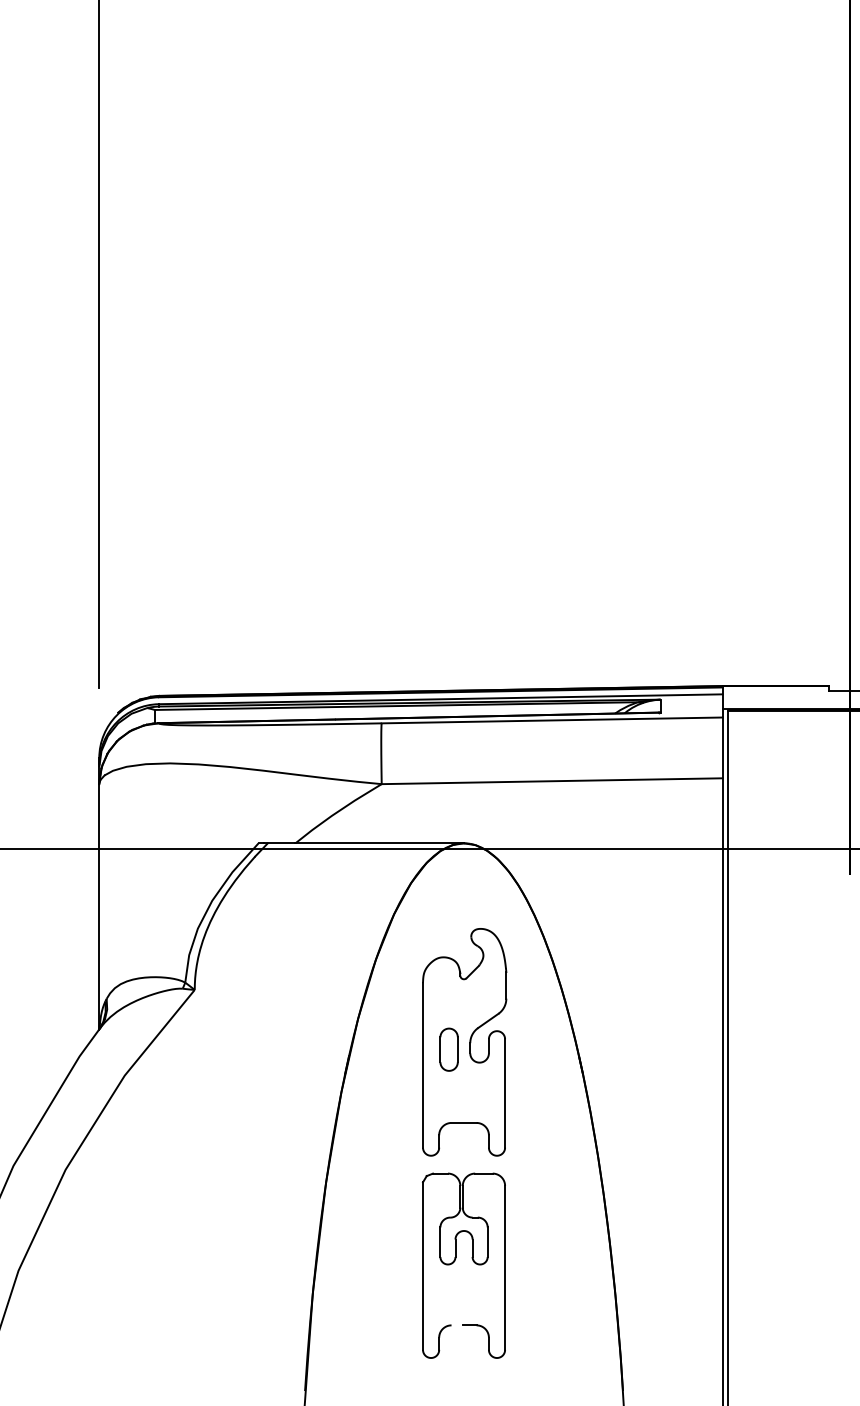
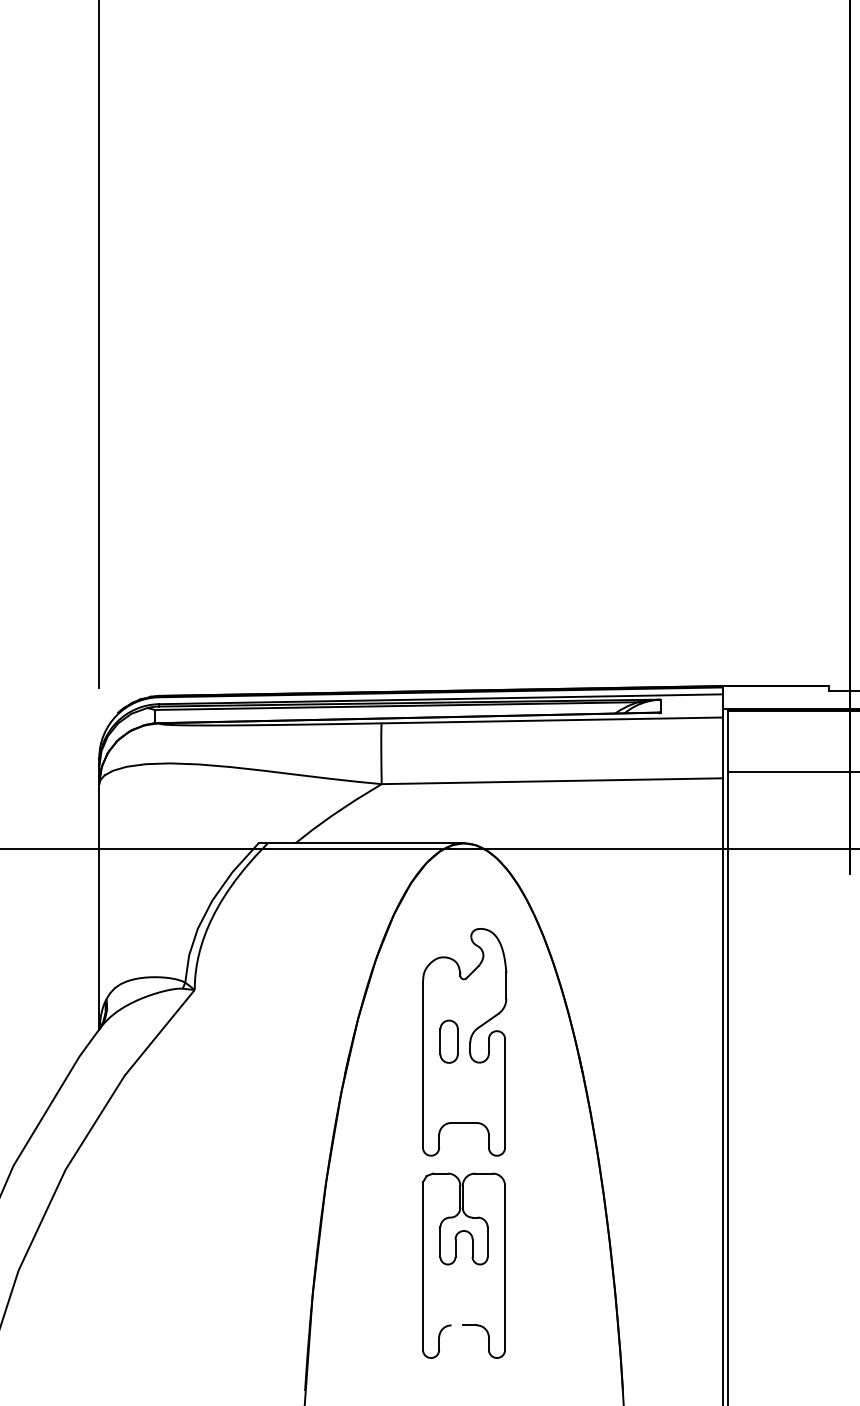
line: none -> present (791, 771)
part position: (448, 1049) -> (448, 1041) (448, 1041)
